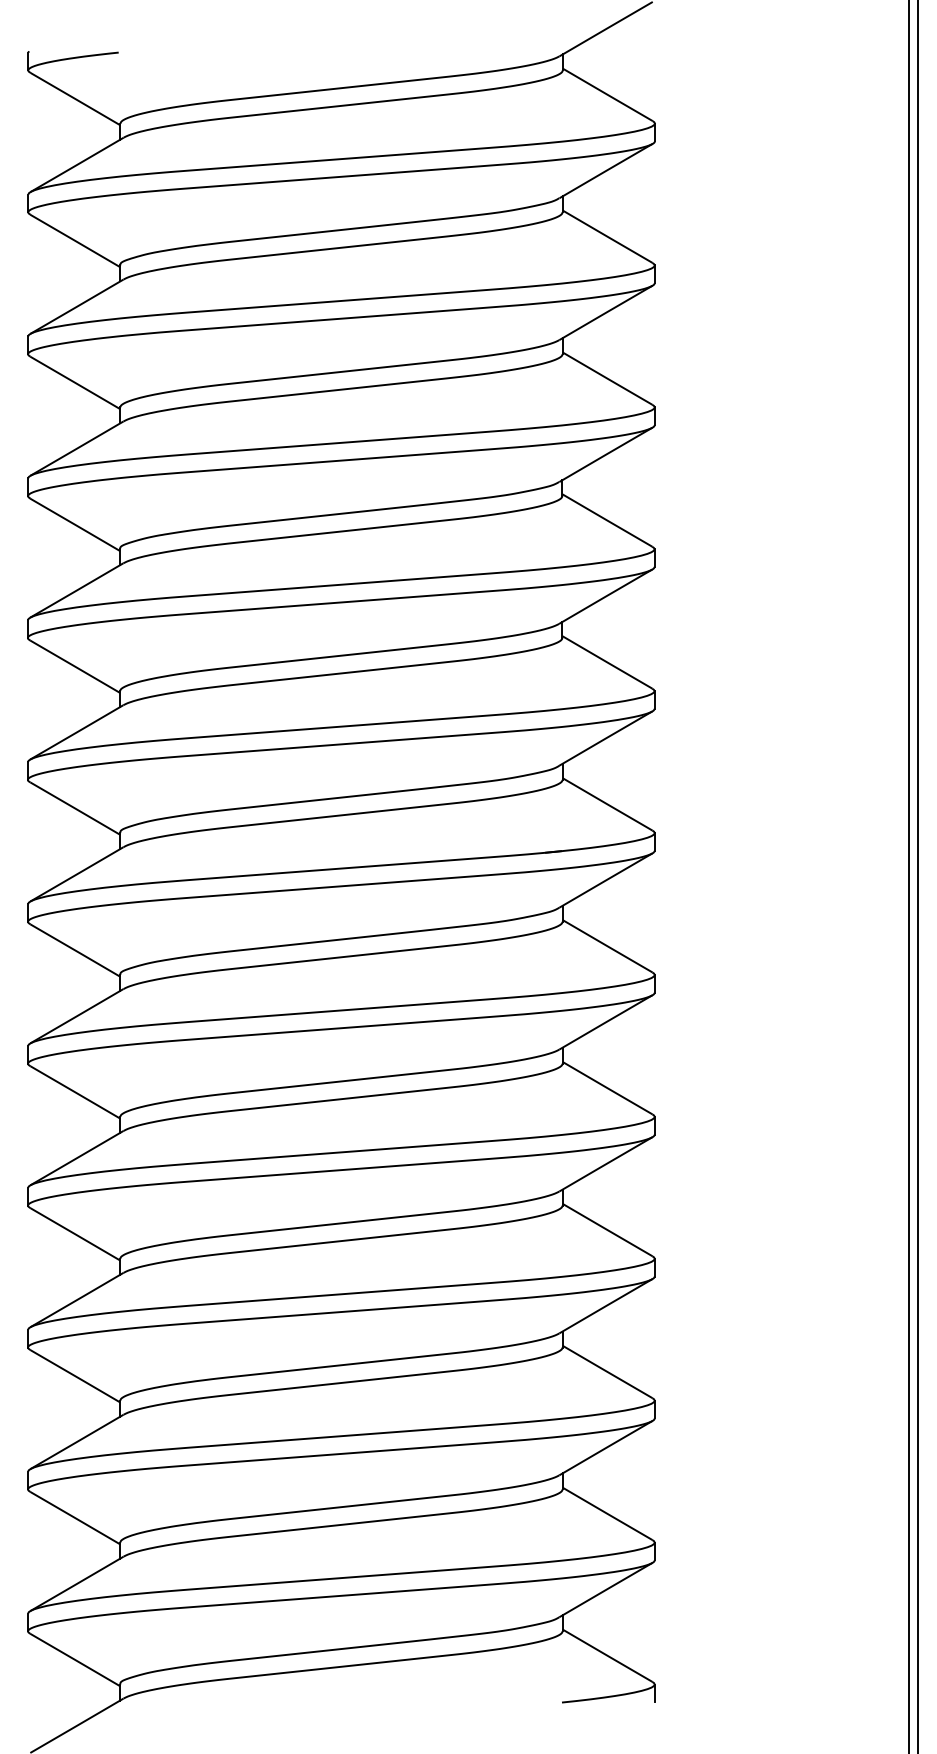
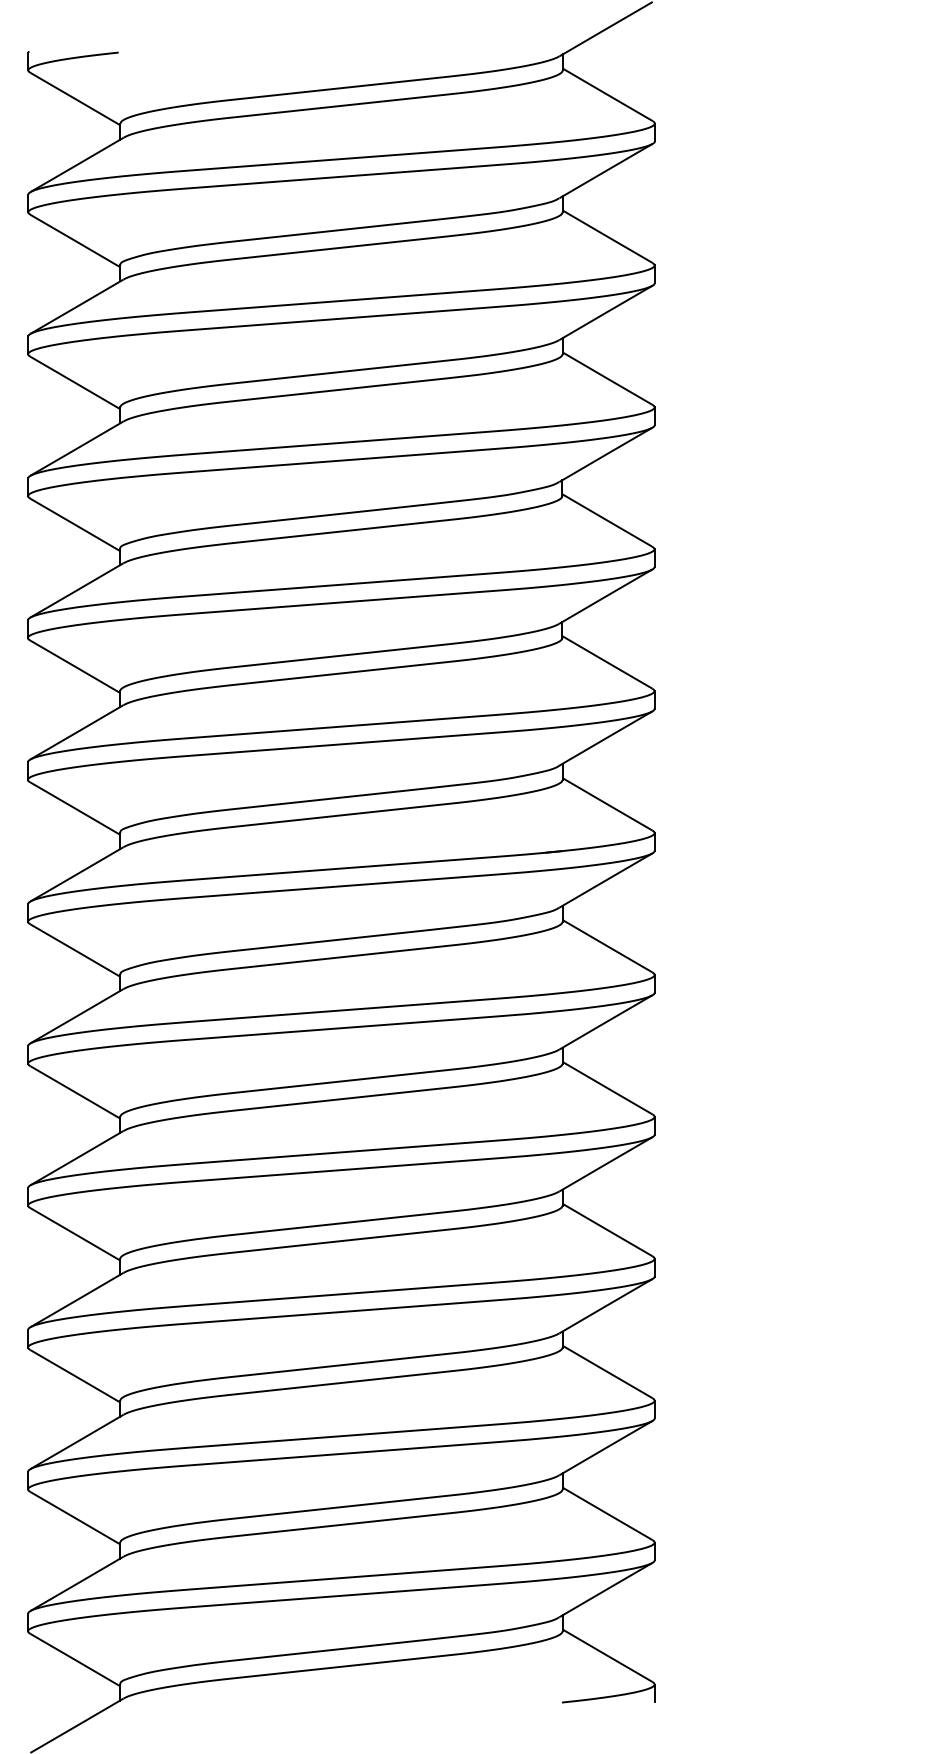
line: present -> none (909, 876)
line: present -> none (918, 876)
